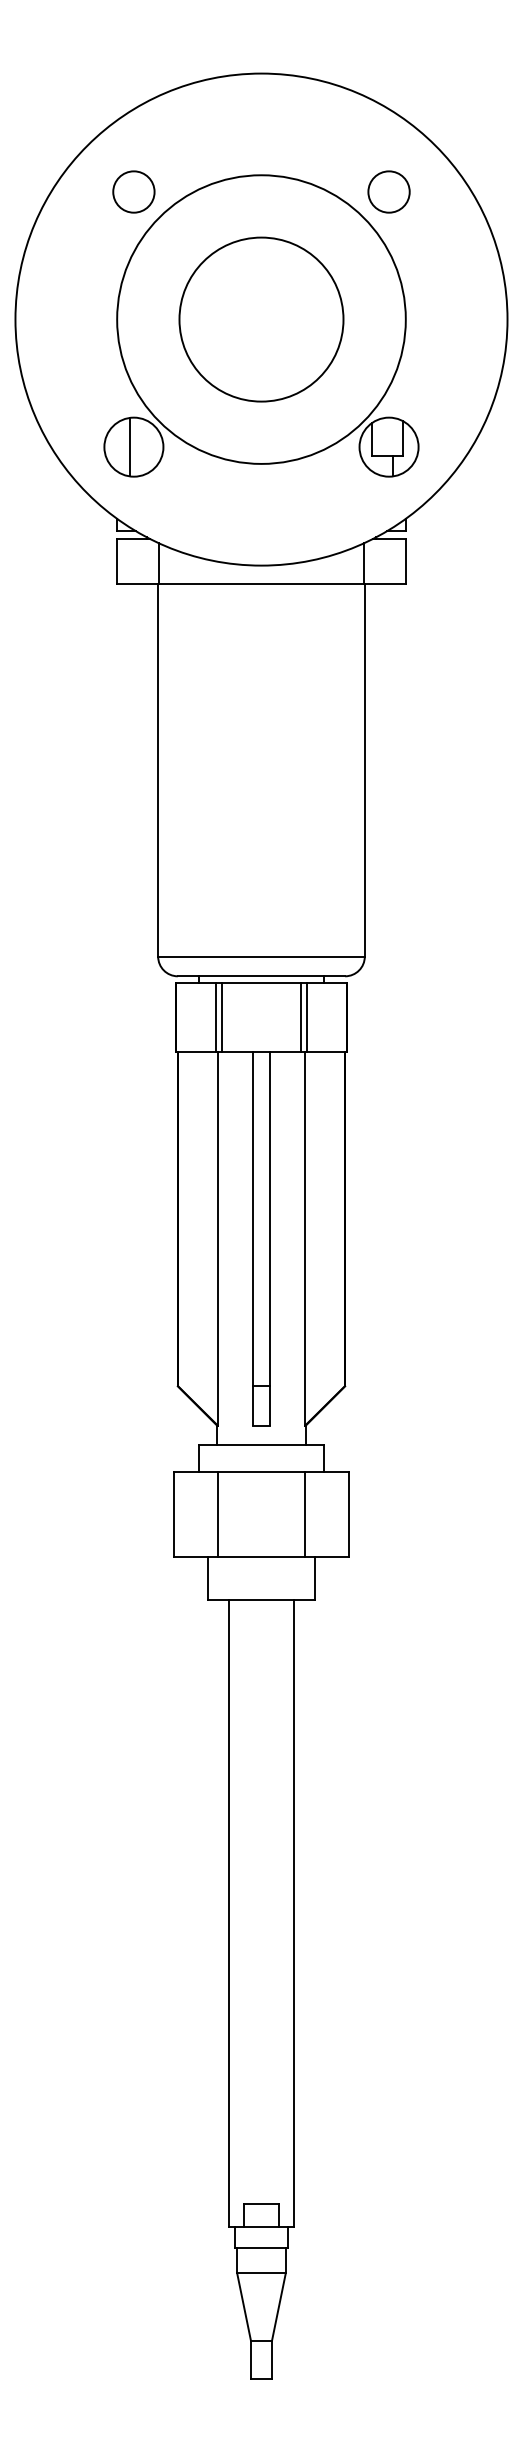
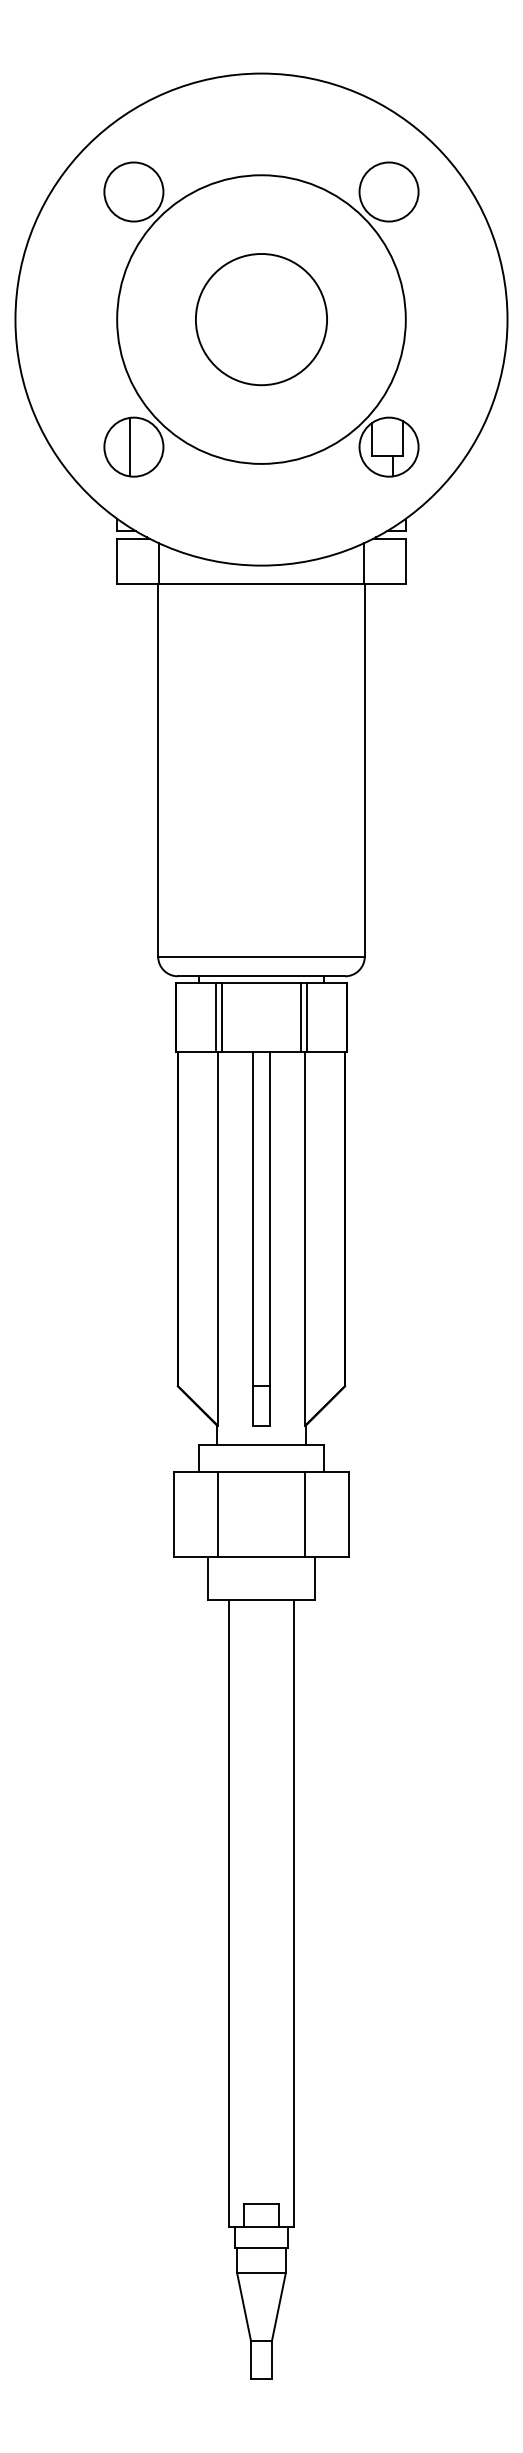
circle diameter: 41 px -> 59 px (133, 191)
circle diameter: 41 px -> 59 px (388, 191)
circle diameter: 164 px -> 131 px (261, 319)
